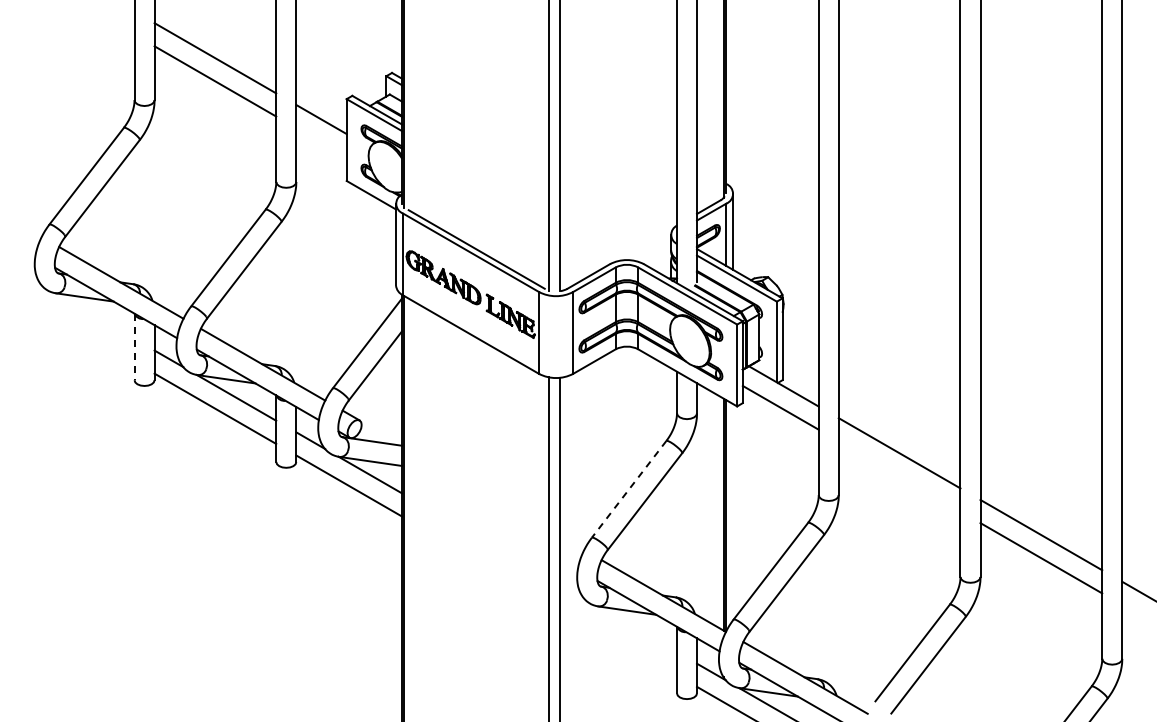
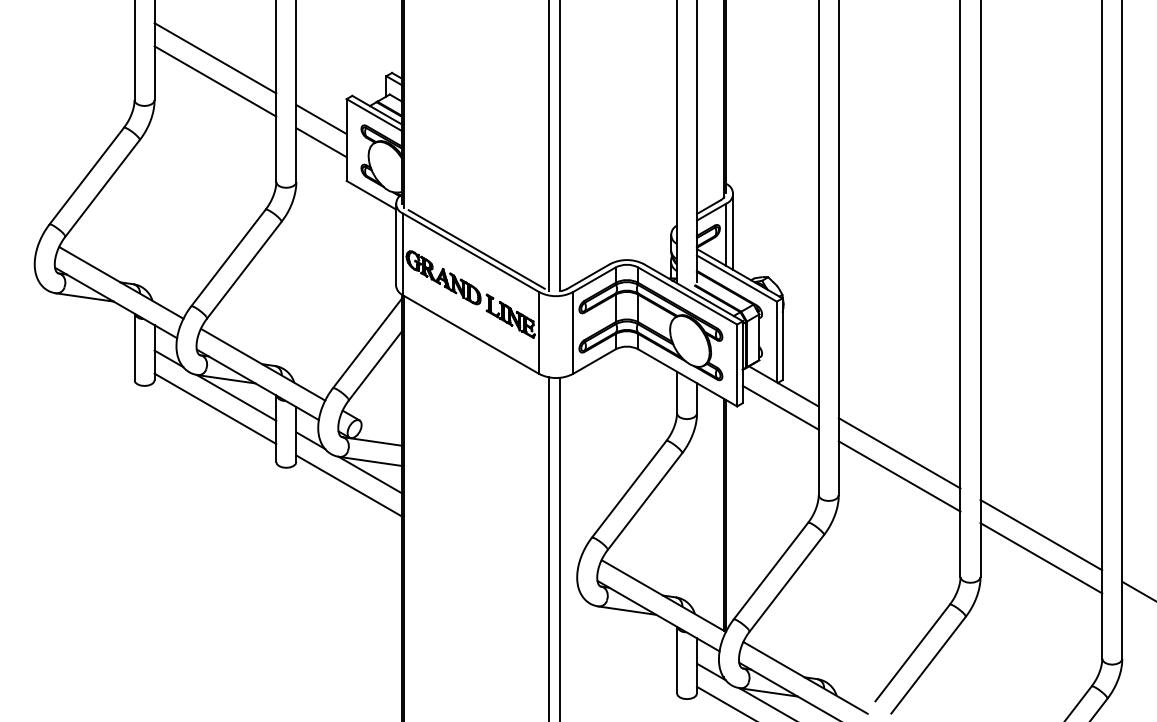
line: none -> present (321, 142)
line: dashed -> solid (134, 347)
line: none -> present (899, 476)
line: dashed -> solid (628, 489)
